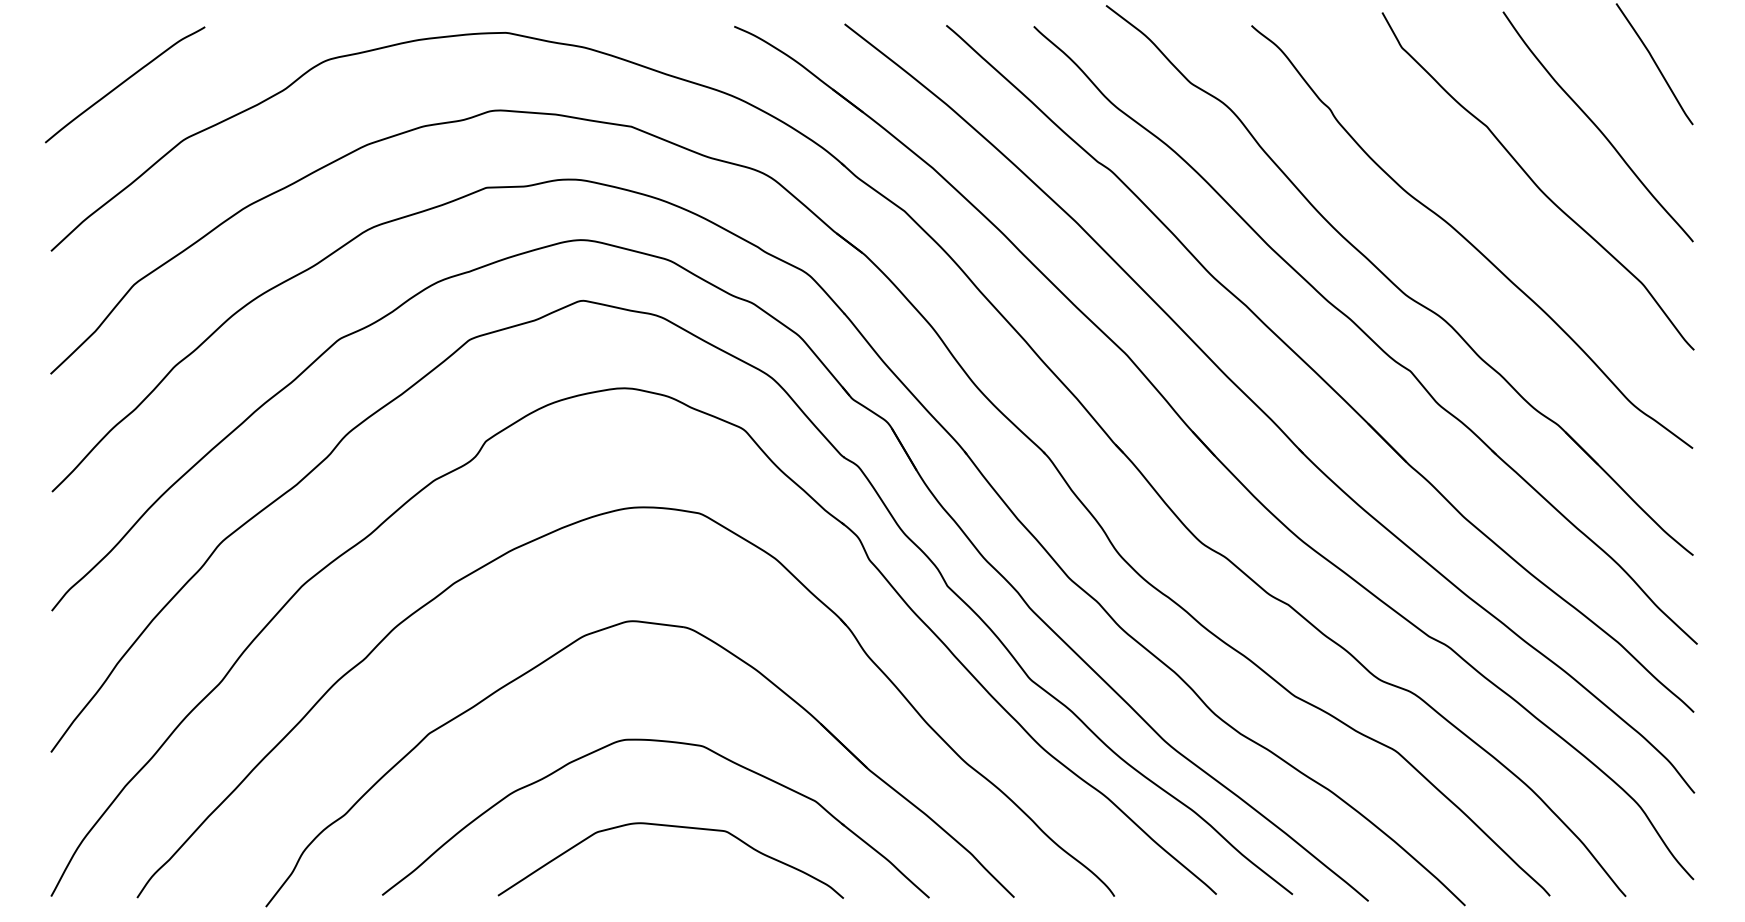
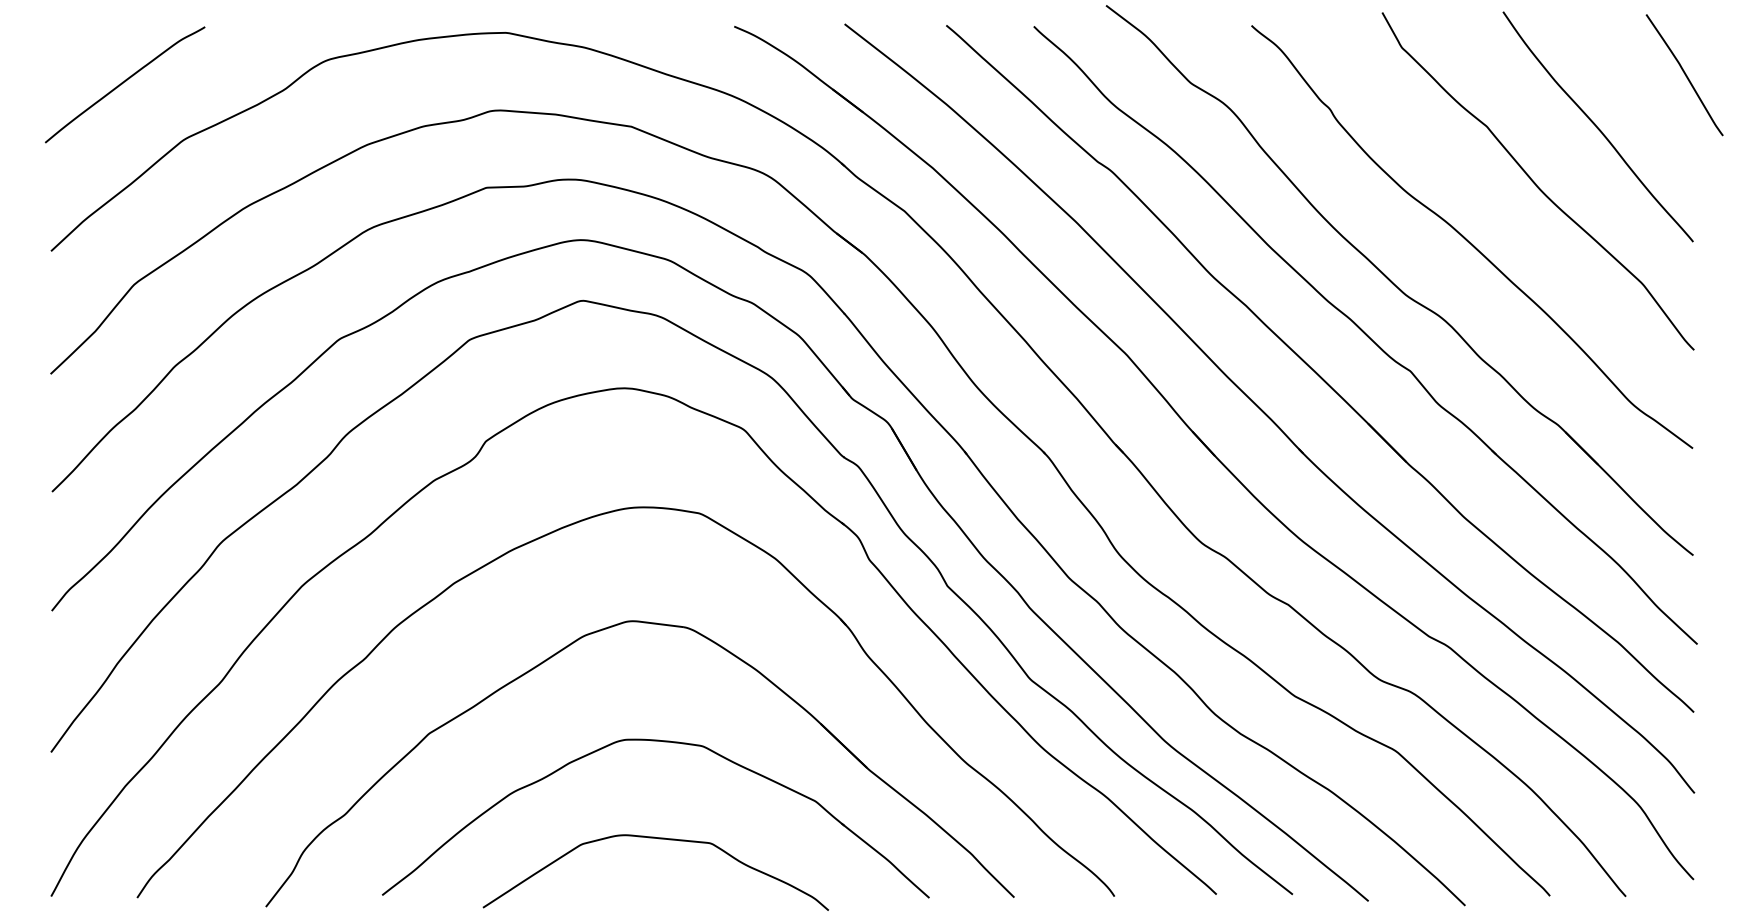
curve position: (1654, 63) -> (1684, 74) (1684, 74)
curve position: (673, 827) -> (658, 839) (658, 839)
